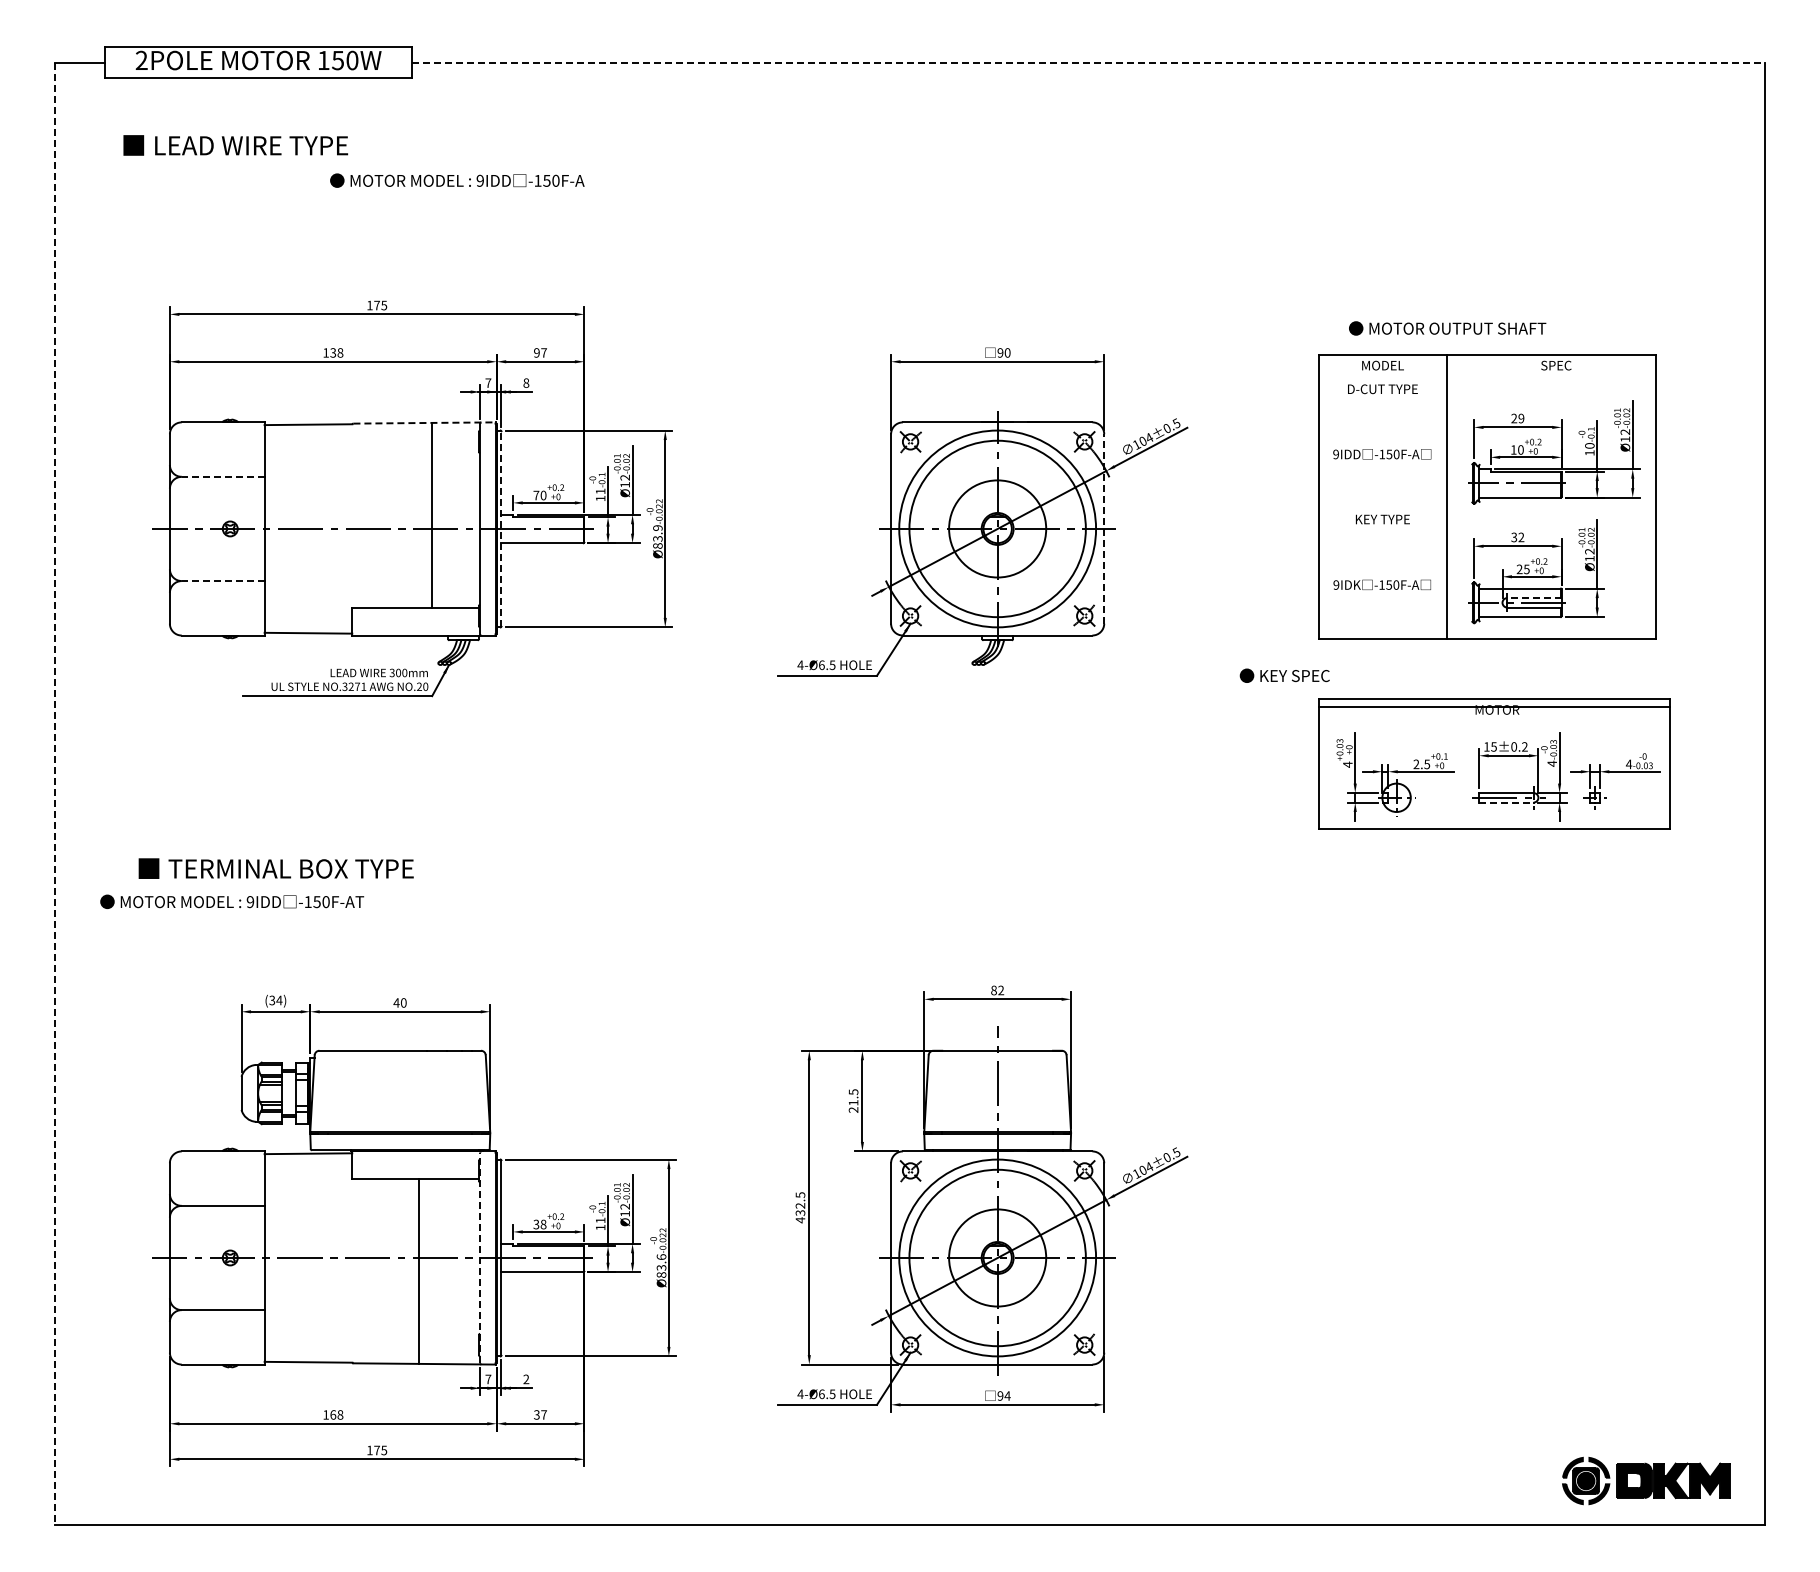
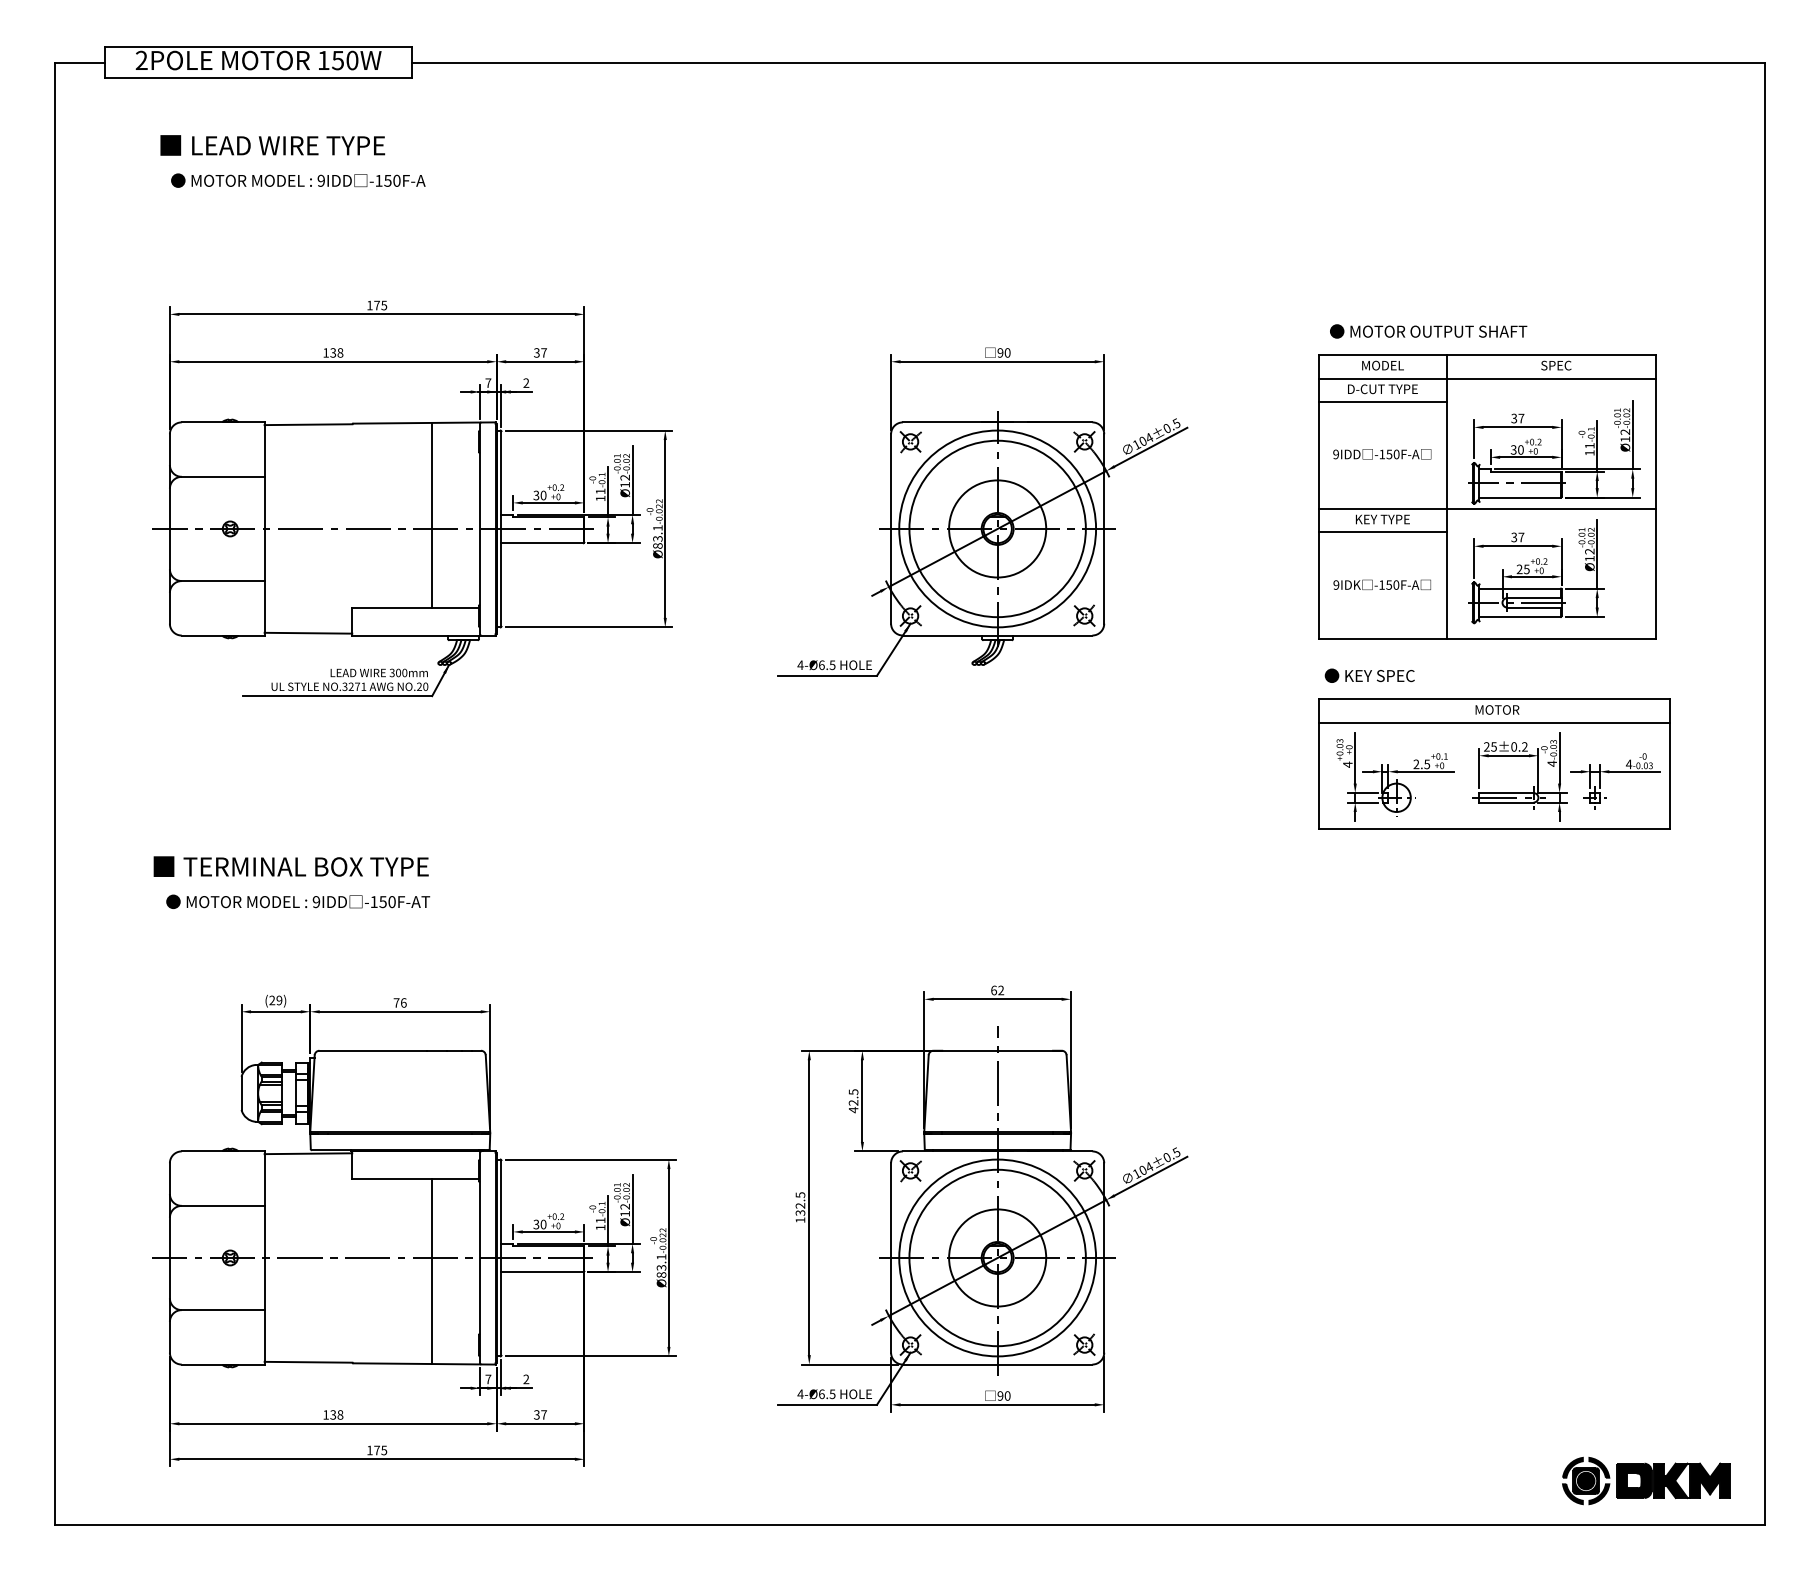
line: dashed -> solid (1089, 62)
text position: (235, 145) -> (272, 145) (272, 145)
text position: (457, 180) -> (298, 180) (298, 180)
text position: (1447, 328) -> (1428, 331) (1428, 331)
text: 97 -> 37 (536, 352)
line: none -> present (1486, 378)
text: 8 -> 2 (526, 382)
line: none -> present (1382, 402)
text: 29 -> 37 (1517, 418)
line: dashed -> solid (424, 423)
text: 10 -> 11 (1589, 445)
text: 10 -> 30 (1513, 449)
line: dashed -> solid (222, 476)
text: 70 -> 30 (536, 495)
line: none -> present (1486, 508)
text: Ø83.9 -> Ø83.1 (657, 527)
line: dashed -> solid (501, 528)
line: dashed -> solid (1104, 528)
line: none -> present (1382, 532)
text: 32 -> 37 (1521, 537)
line: dashed -> solid (222, 581)
line: dashed -> solid (1533, 598)
text position: (1284, 675) -> (1369, 675) (1369, 675)
line position: (1493, 706) -> (1493, 722) (1493, 722)
text: 15 -> 25 (1486, 746)
line: dashed -> solid (54, 793)
line: dashed -> solid (1506, 802)
text position: (275, 868) -> (290, 866) (290, 866)
text position: (232, 901) -> (298, 901) (298, 901)
text: 82 -> 62 (993, 990)
text: (34) -> (29) (275, 1000)
text: 40 -> 76 (399, 1002)
text: 21.5 -> 42.5 (853, 1106)
text: 432.5 -> 132.5 (800, 1220)
text: 38 -> 30 (543, 1224)
text: Ø83.6 -> Ø83.1 (661, 1256)
line: dashed -> solid (480, 1257)
line position: (418, 1271) -> (431, 1271) (431, 1271)
text: 94 -> 90 (1007, 1395)
text: 168 -> 138 (333, 1414)
